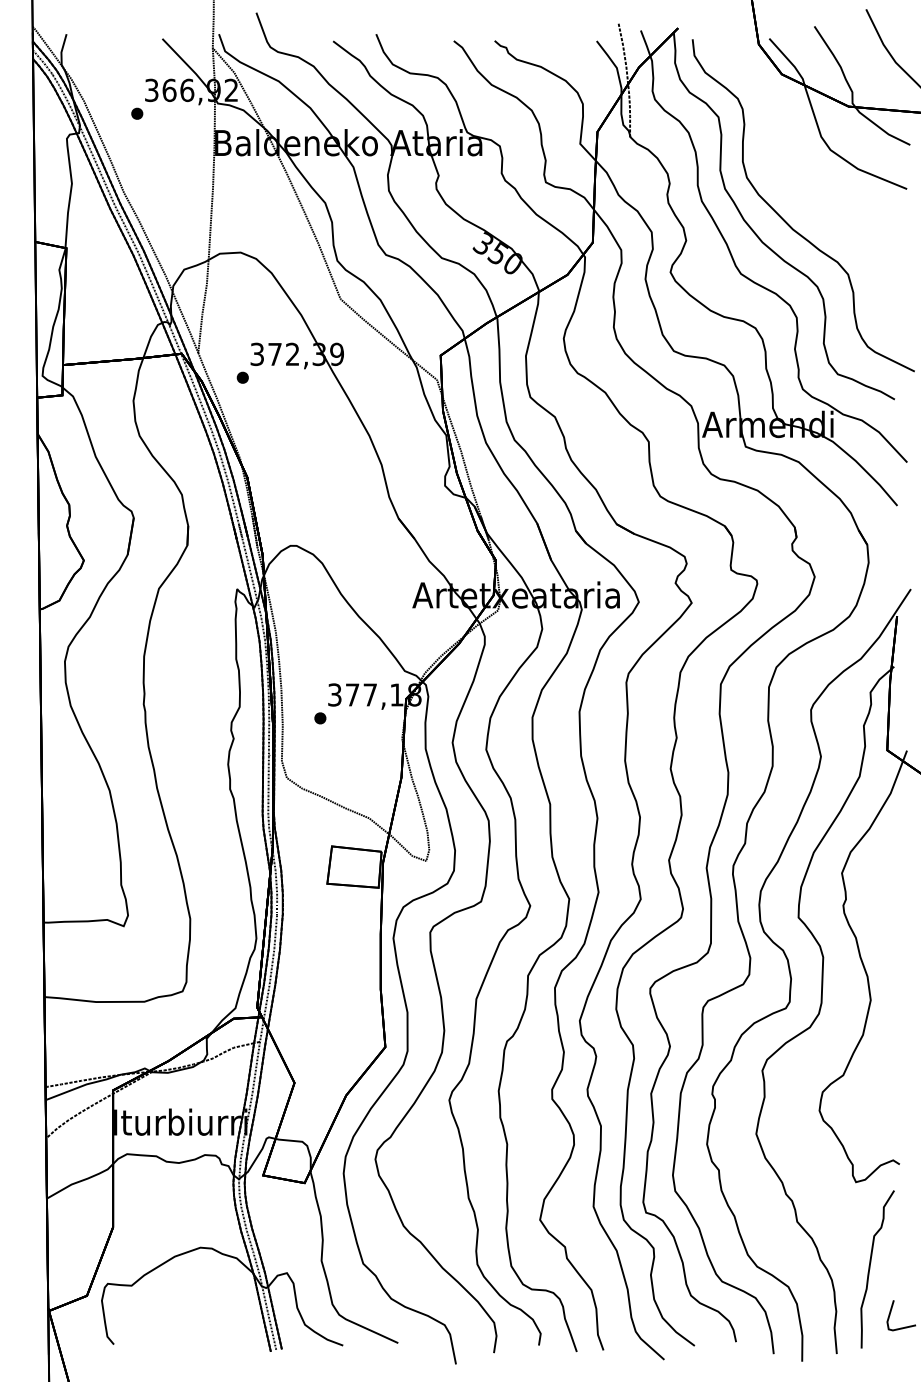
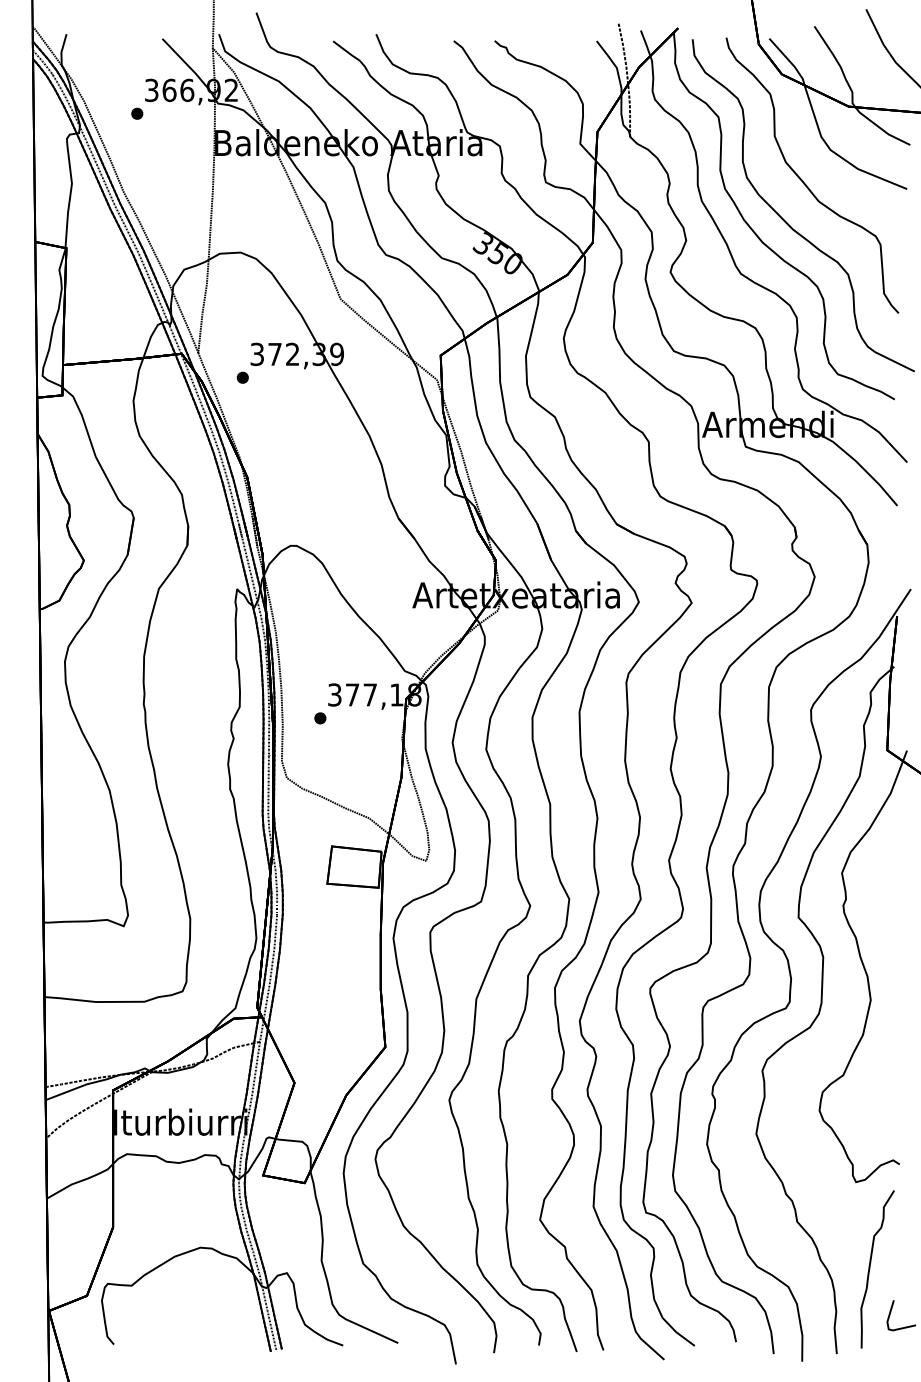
part: none -> present (804, 182)
